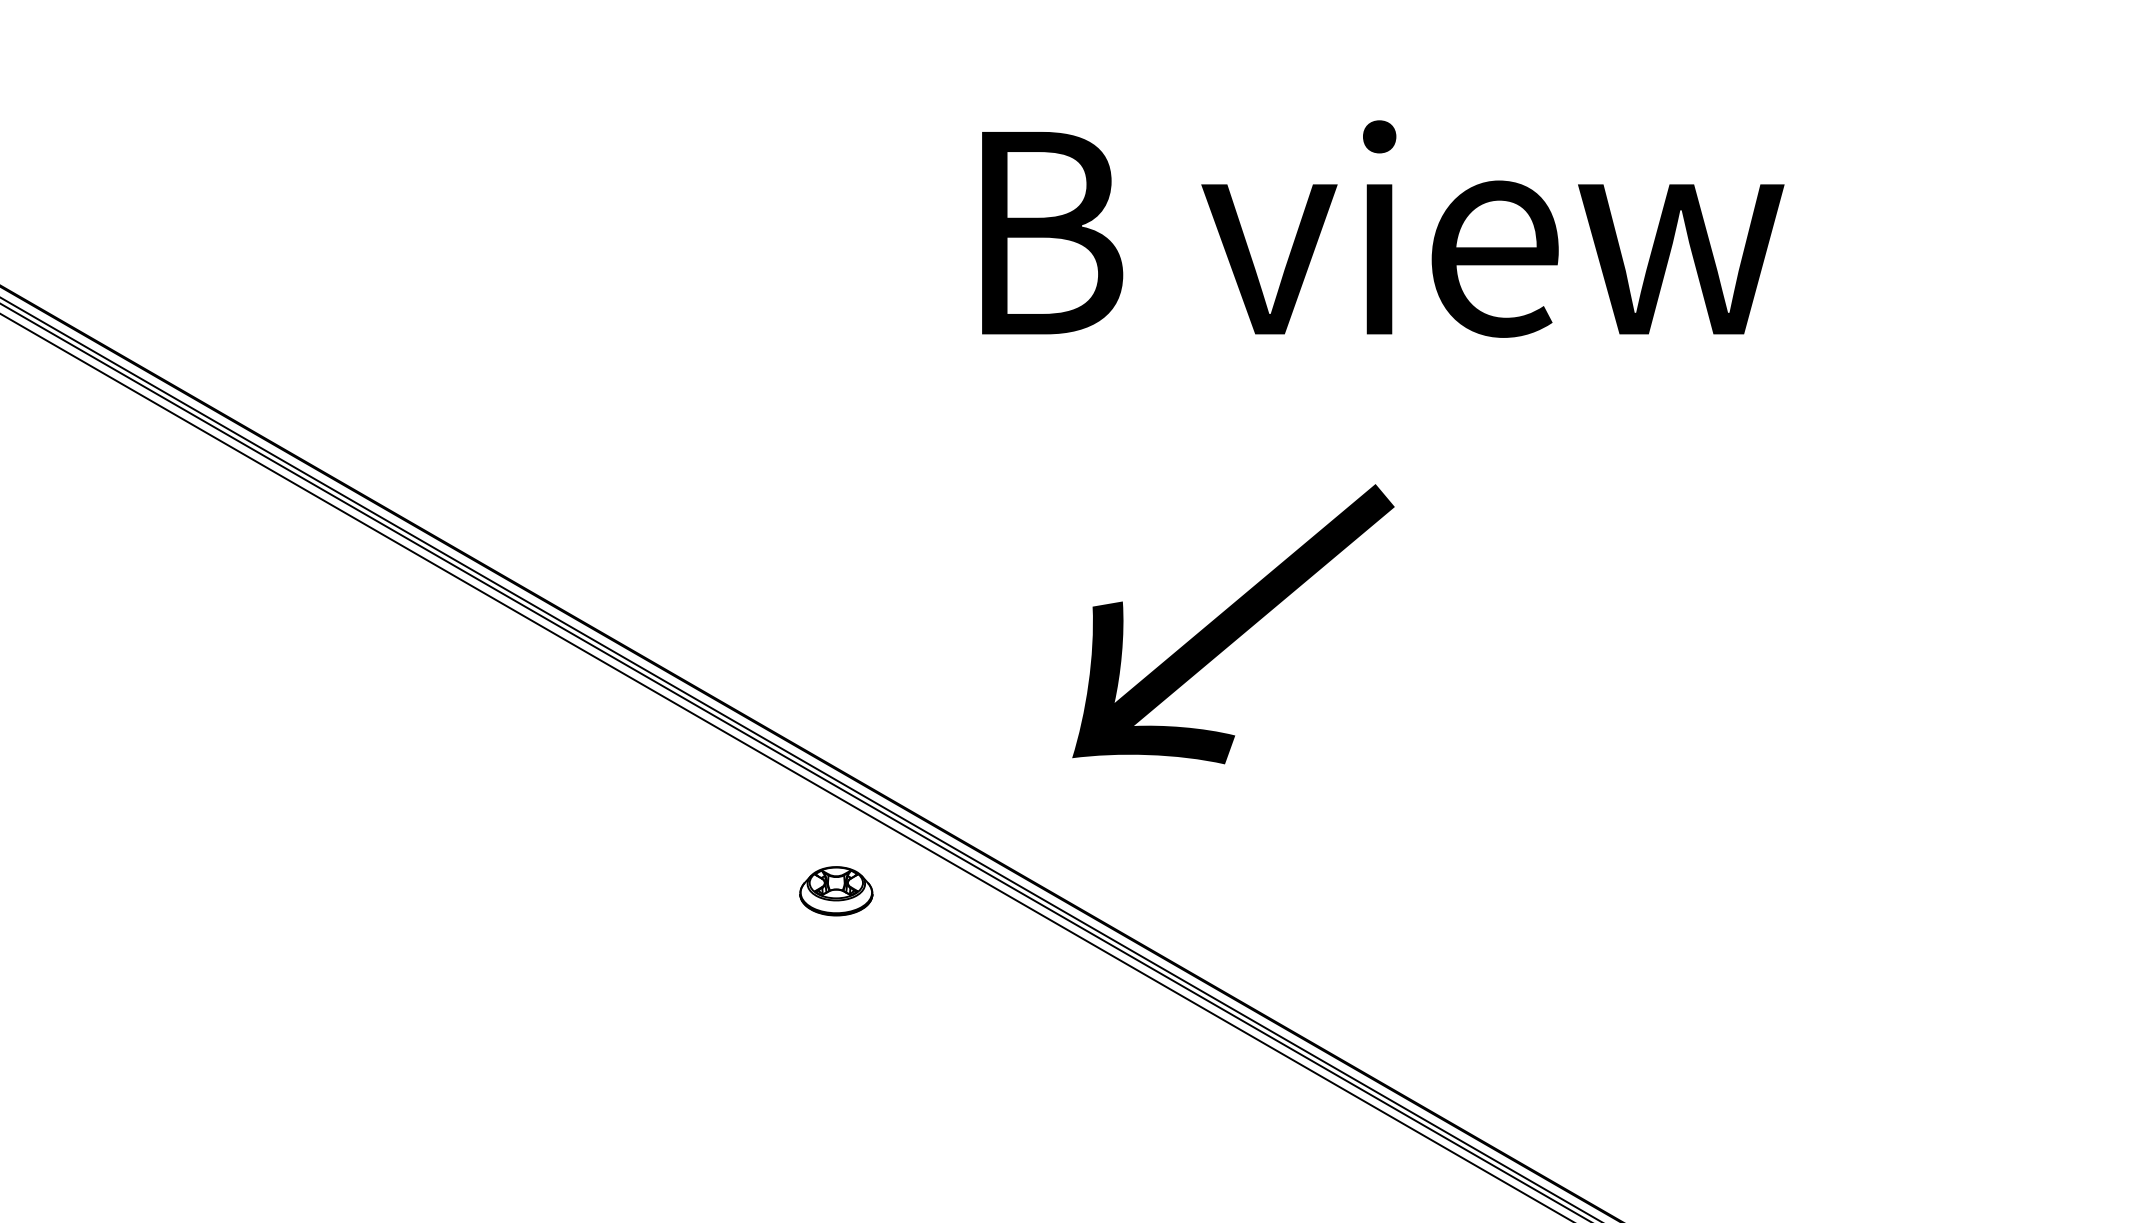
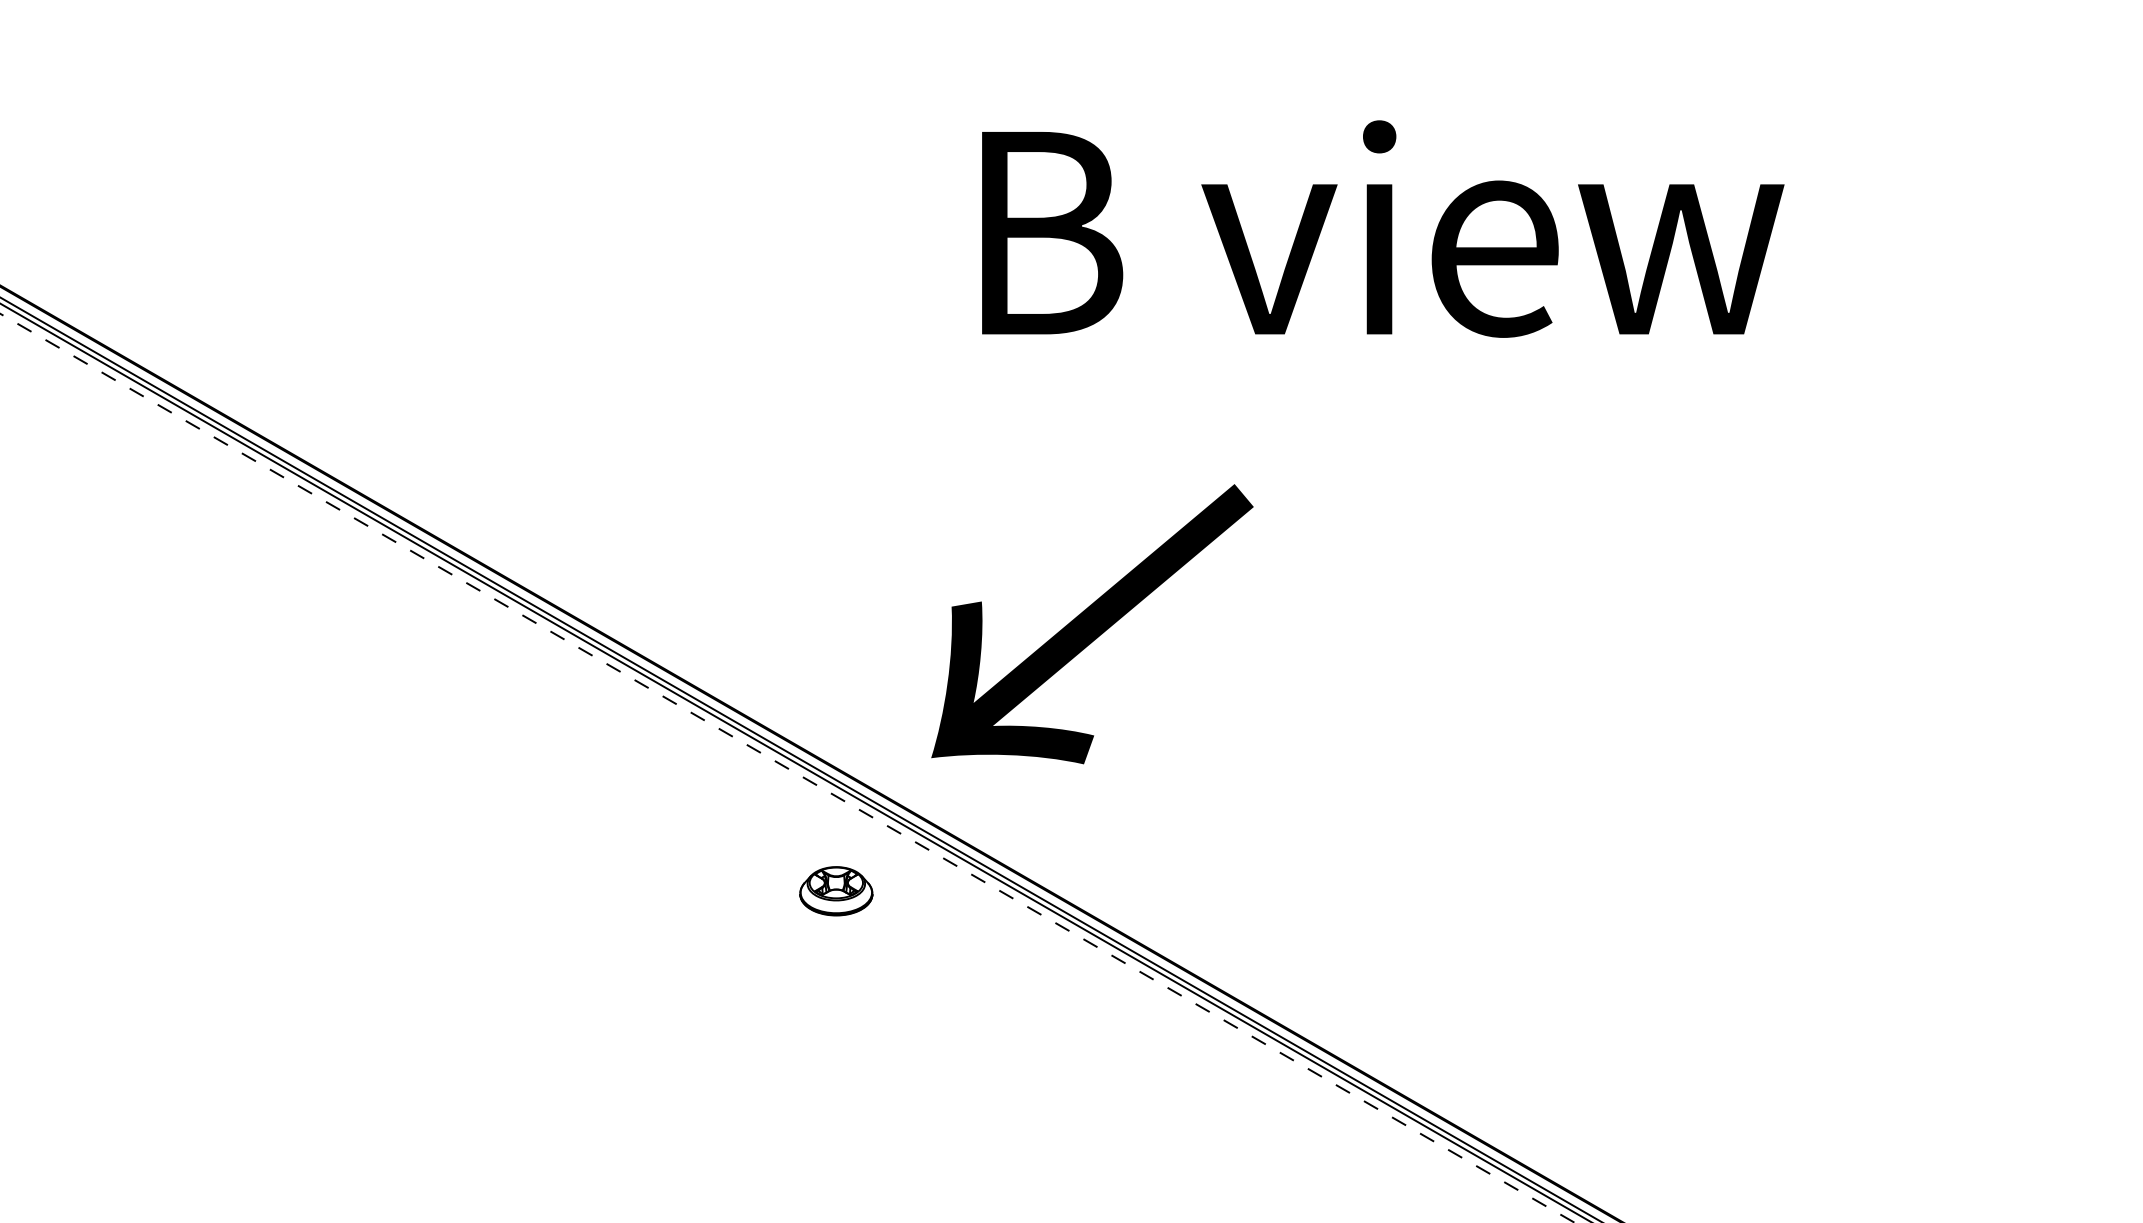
text position: (1233, 624) -> (1092, 624) (1092, 624)
line: solid -> dashed (787, 768)
